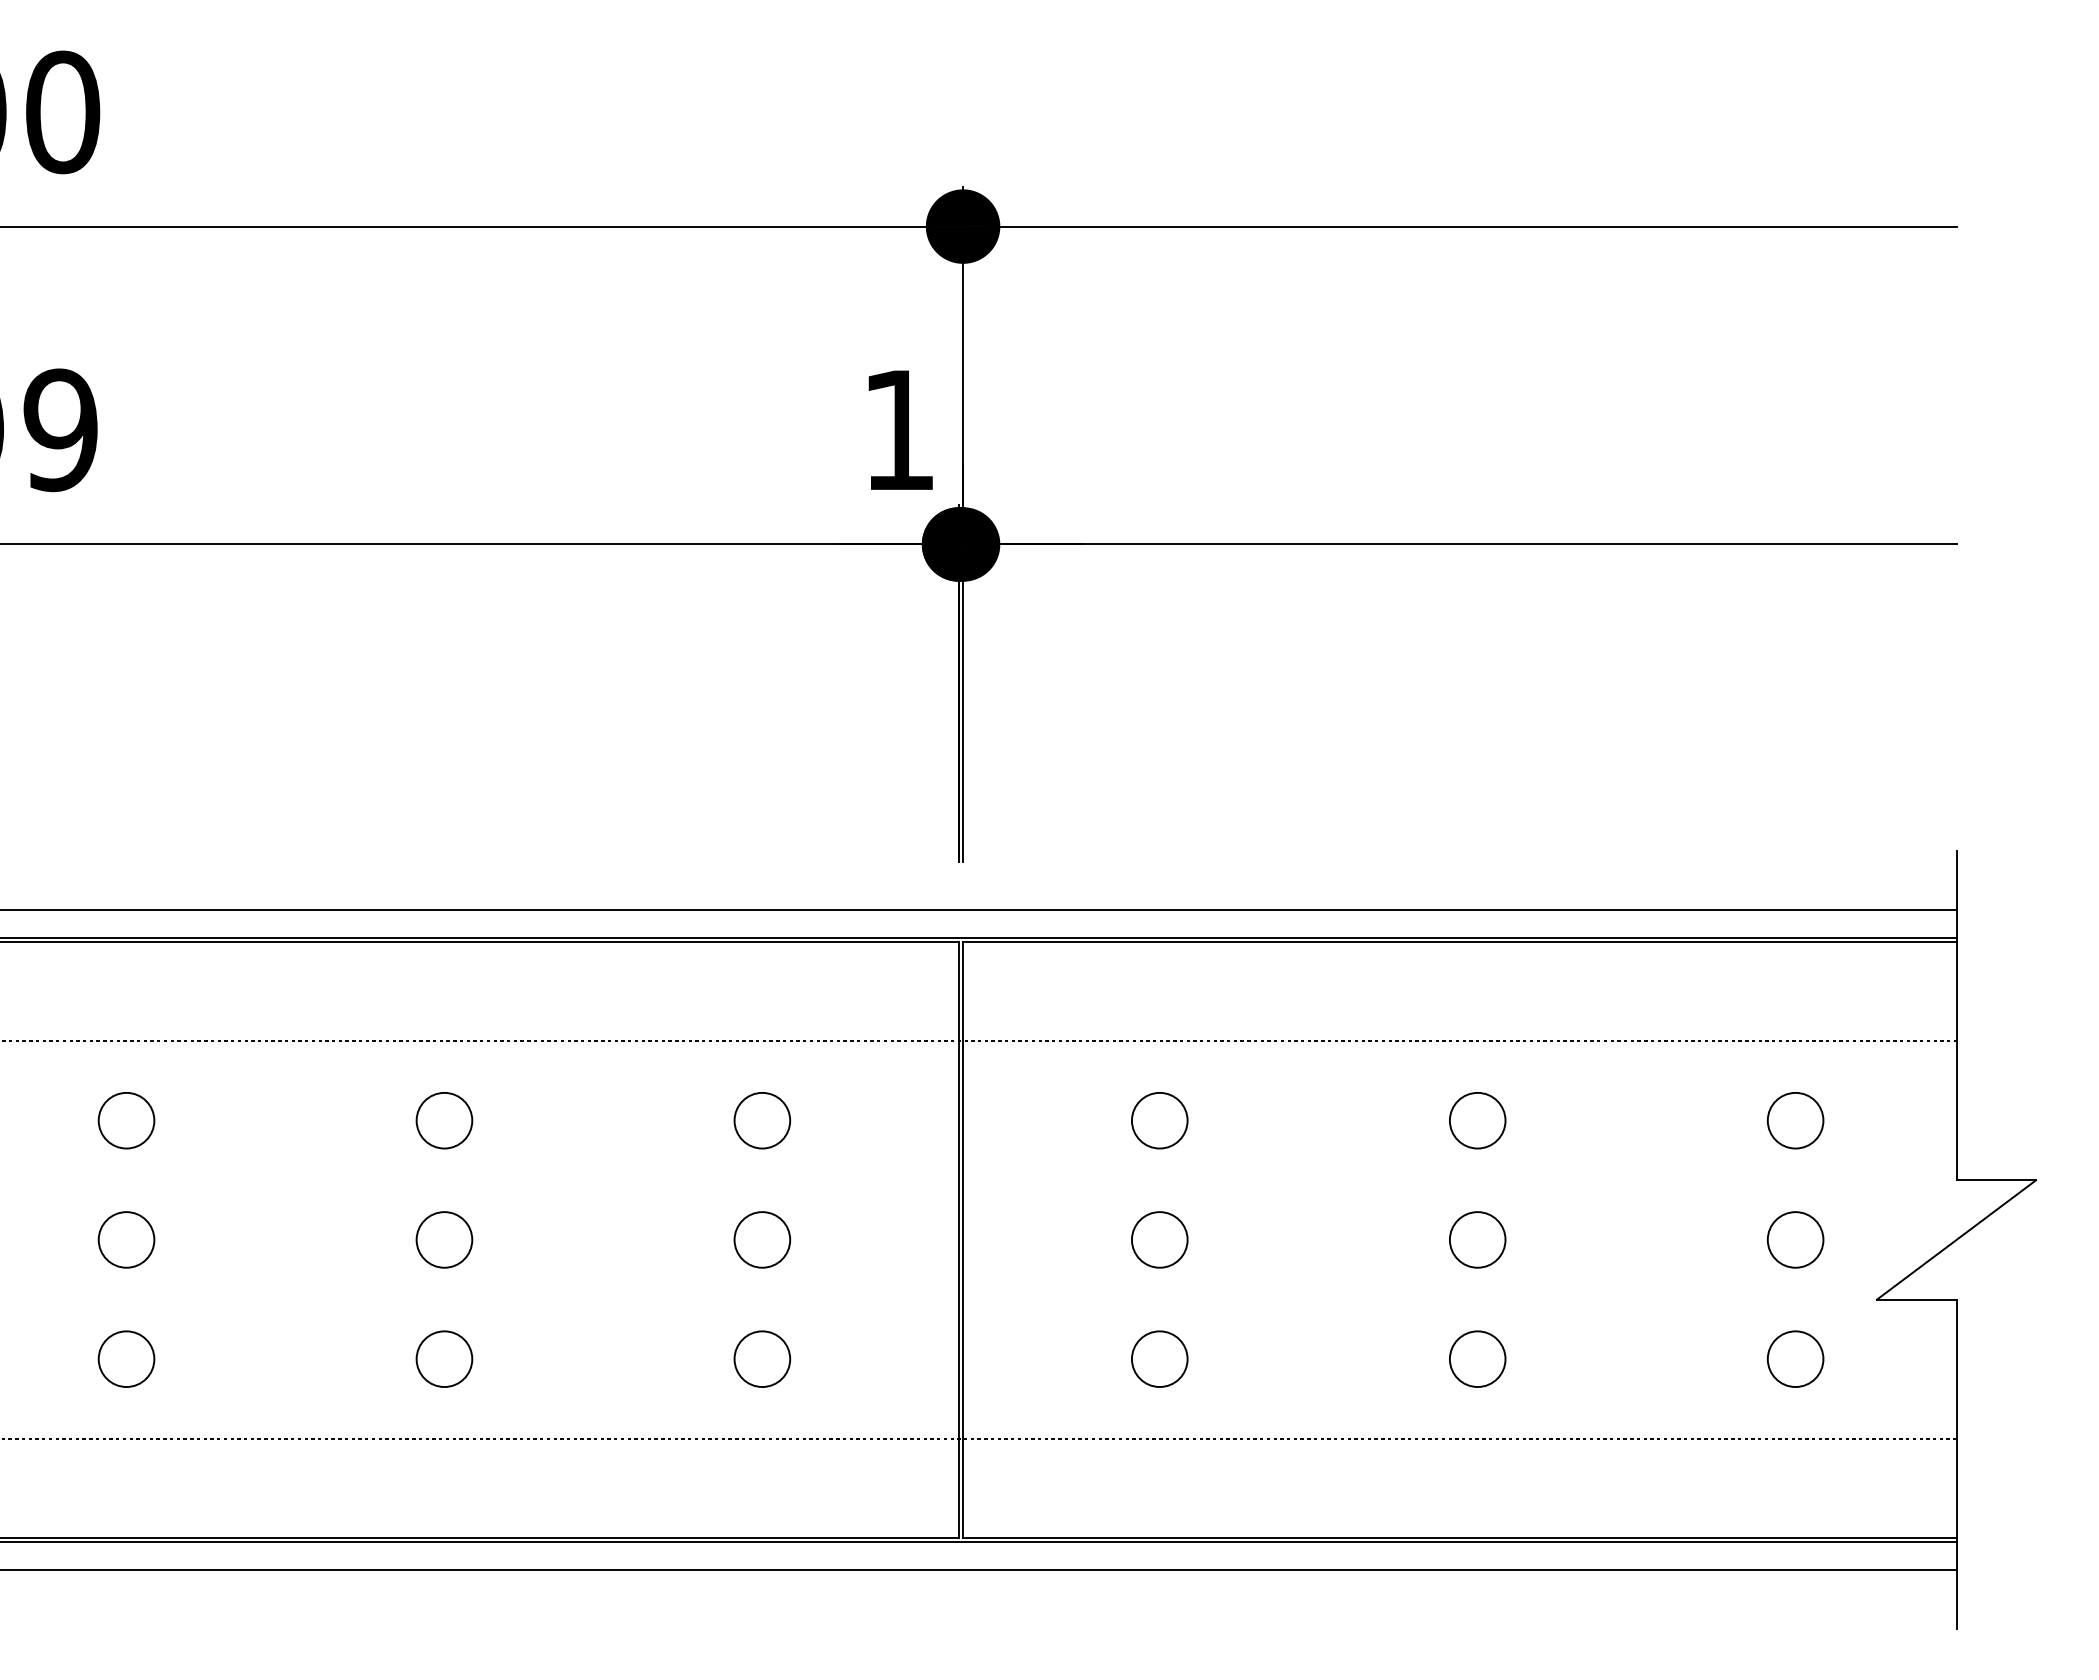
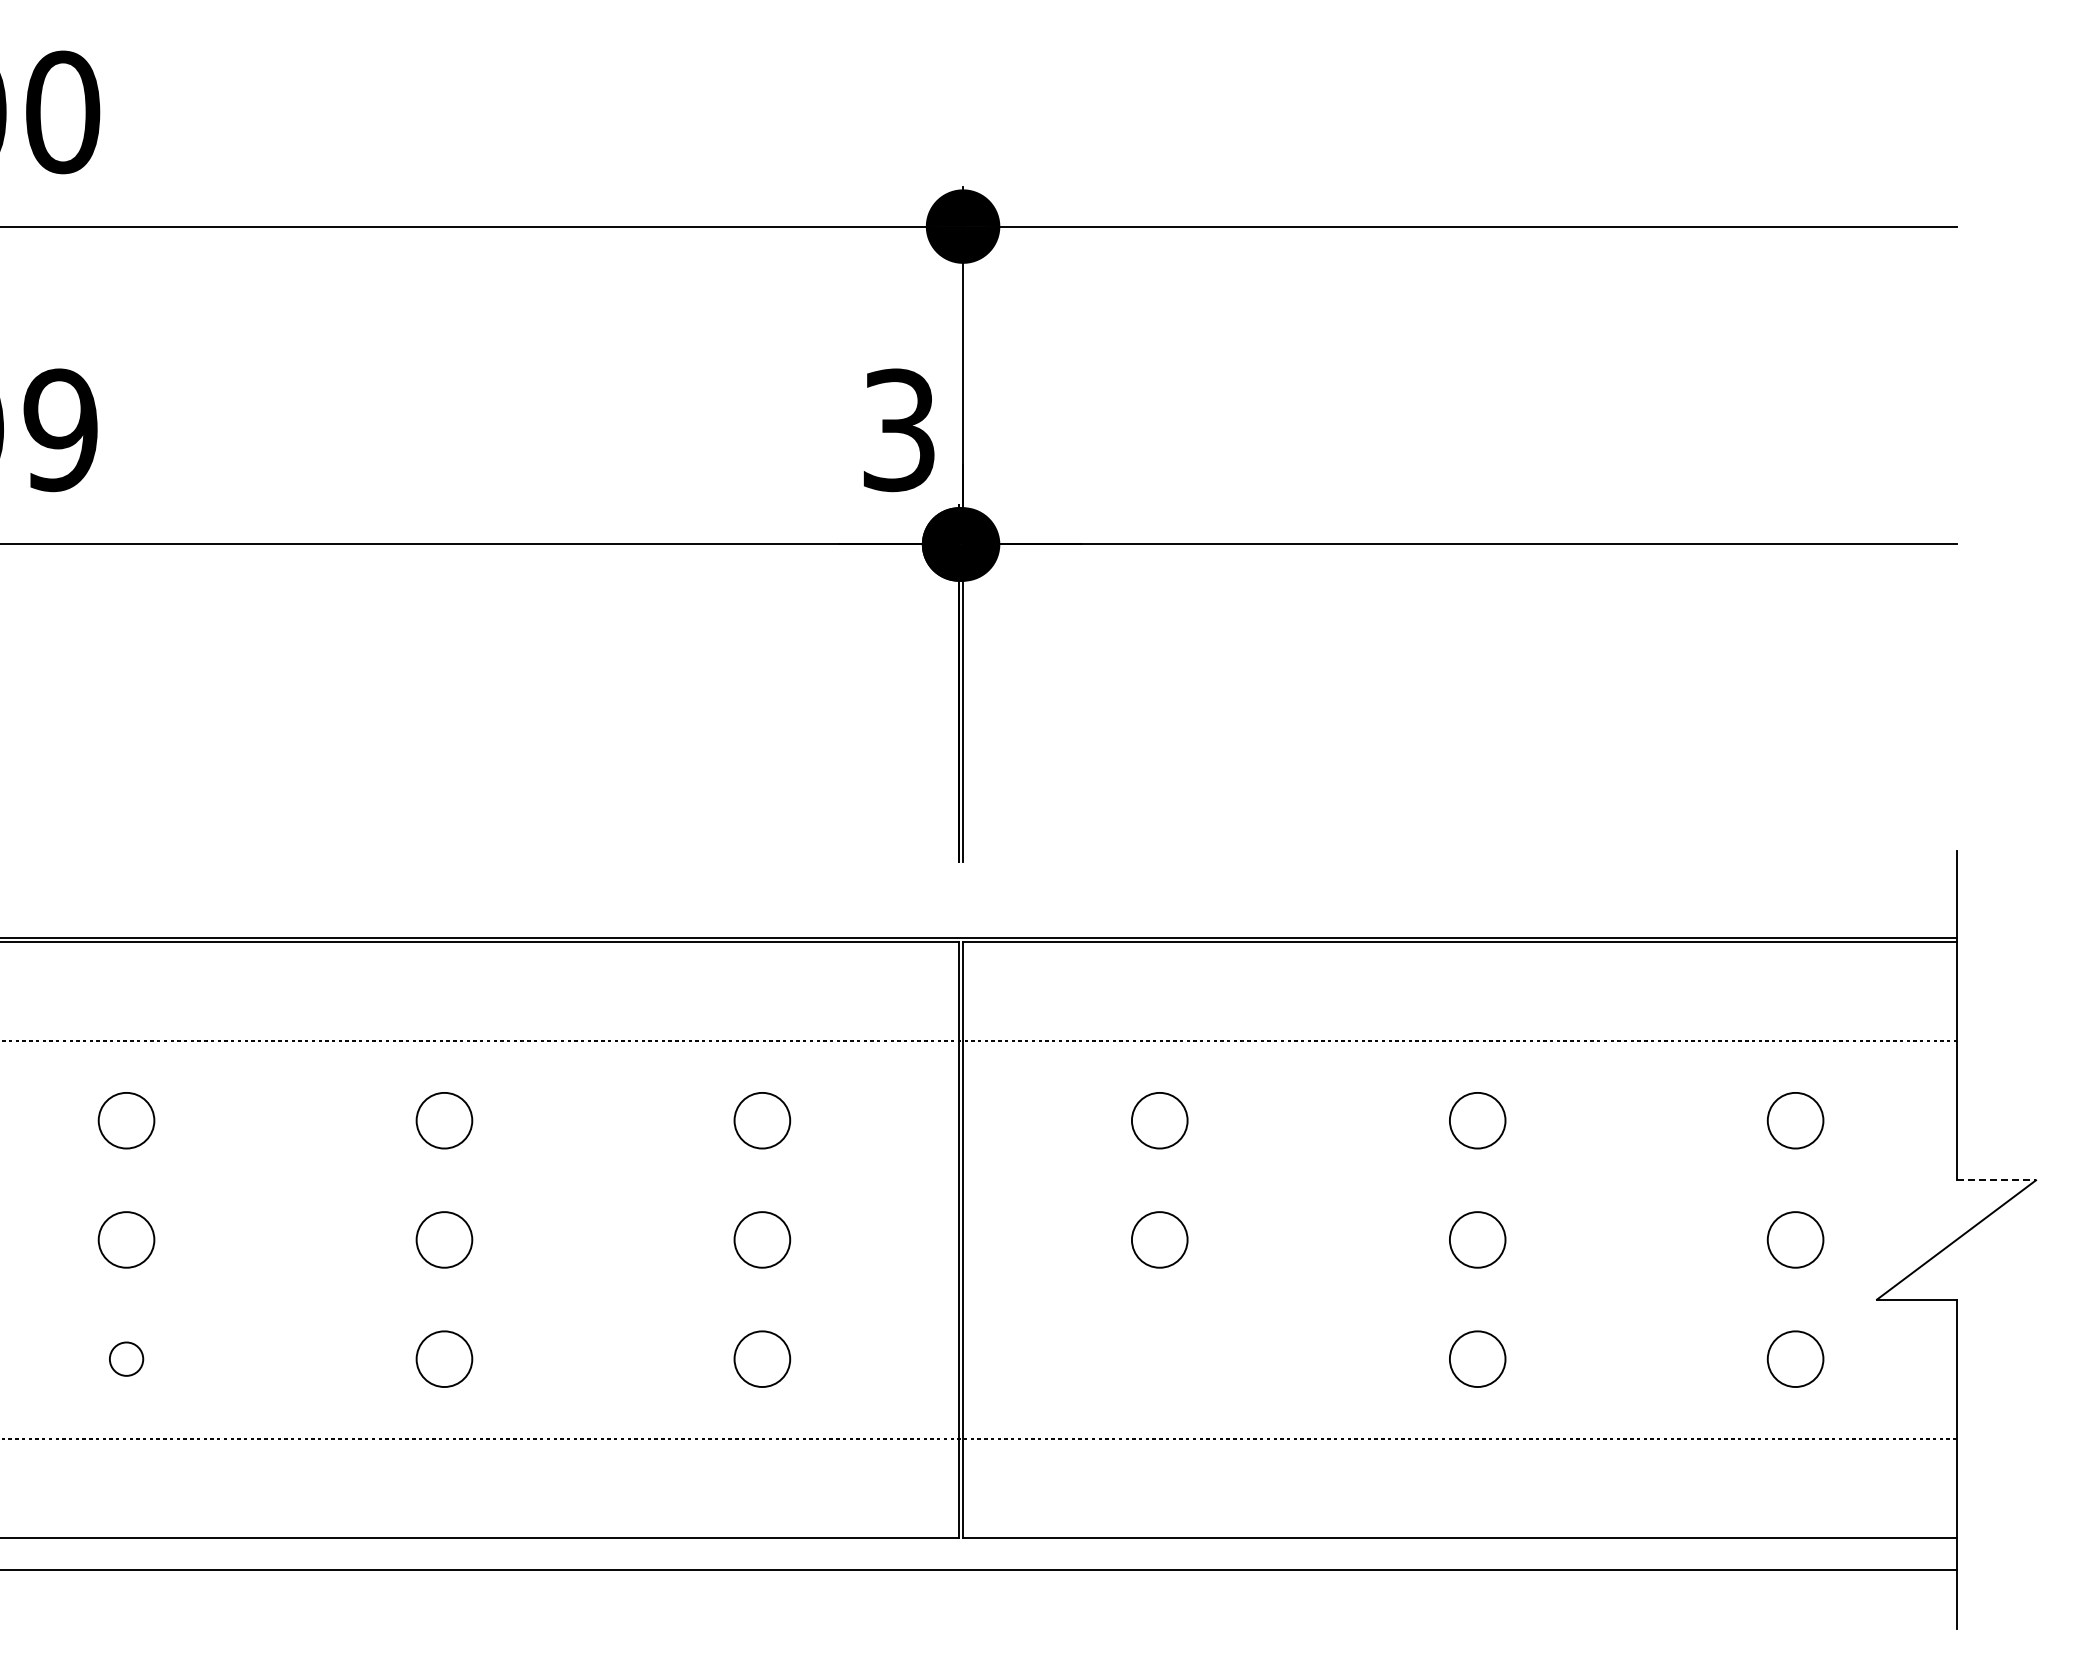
text: 1 -> 3 (898, 430)
line: present -> none (979, 910)
line: solid -> dashed (1996, 1180)
circle: present -> none (1159, 1358)
circle diameter: 56 px -> 33 px (126, 1358)
line: present -> none (979, 1541)
